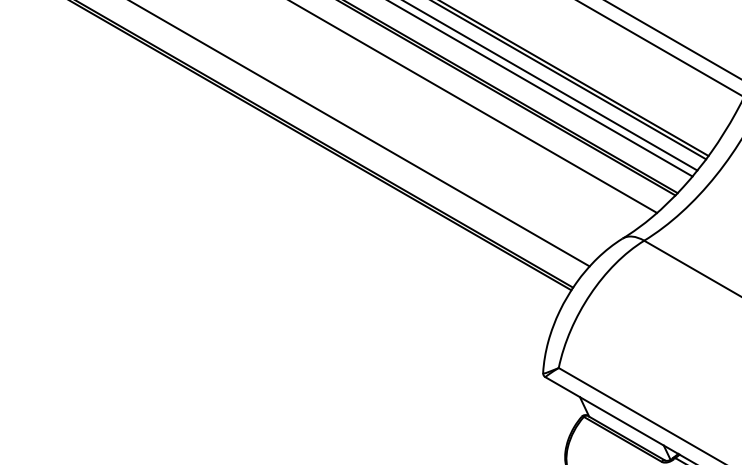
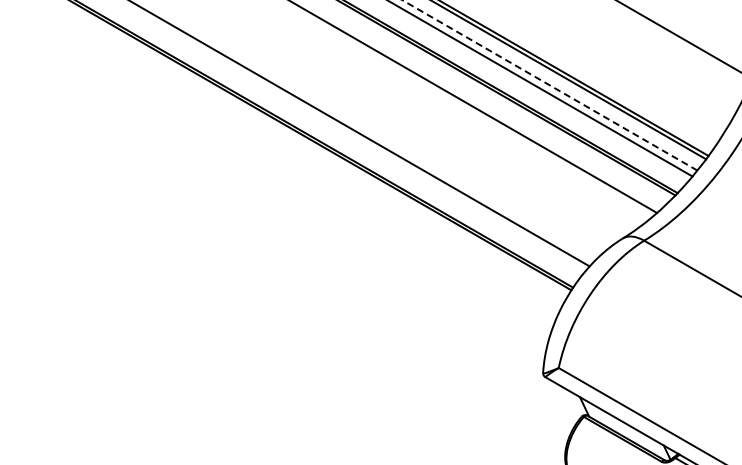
line position: (673, 39) -> (678, 36) (678, 36)
line: present -> none (658, 48)
line: solid -> dashed (550, 85)
